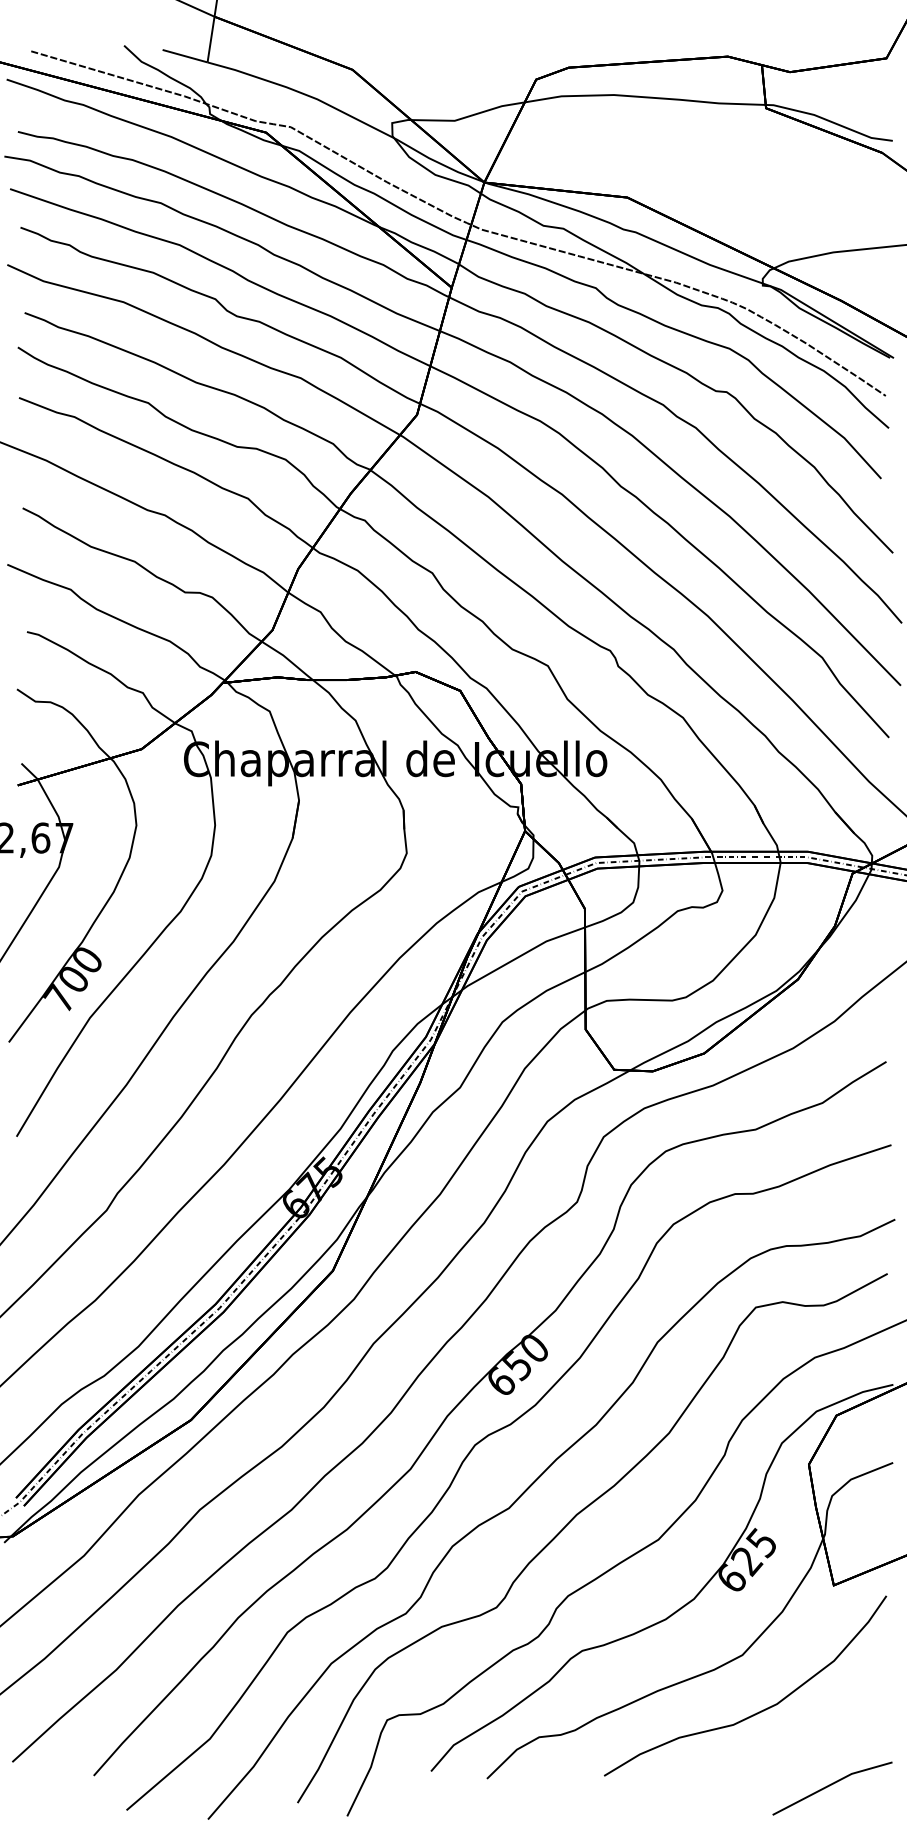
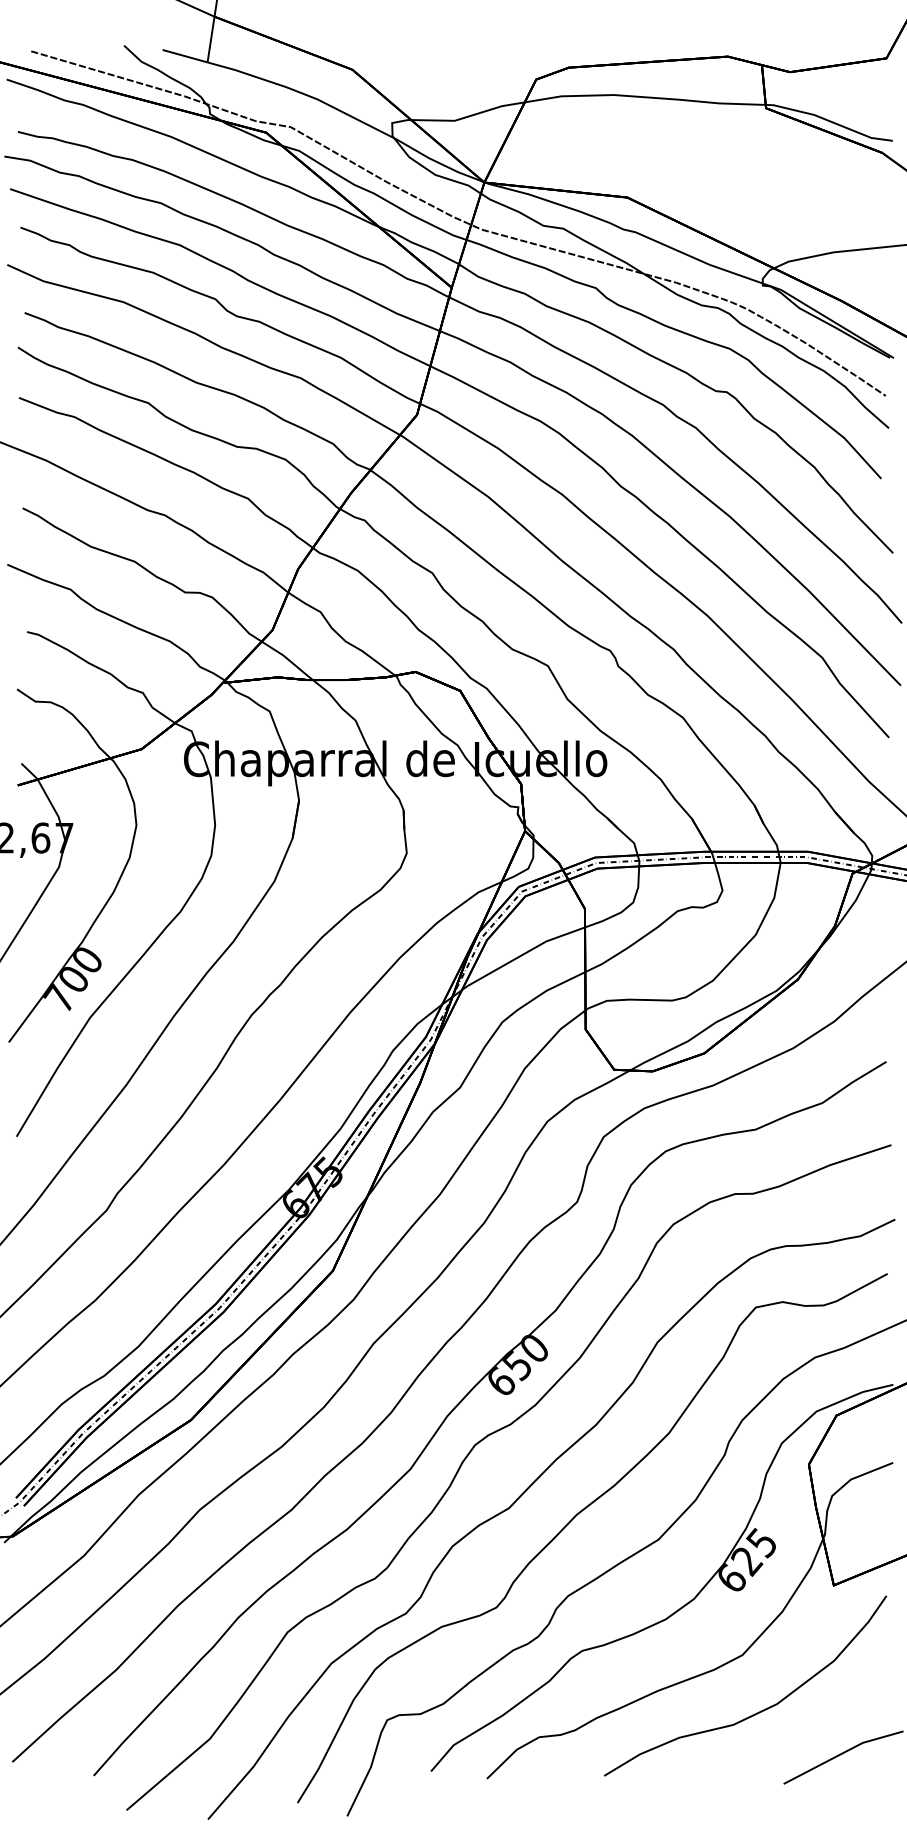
line position: (831, 1785) -> (842, 1754) (842, 1754)
